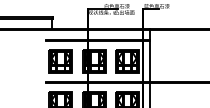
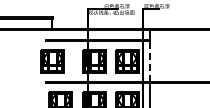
part position: (60, 61) -> (52, 61) (52, 61)
line: solid -> dashed (149, 61)
